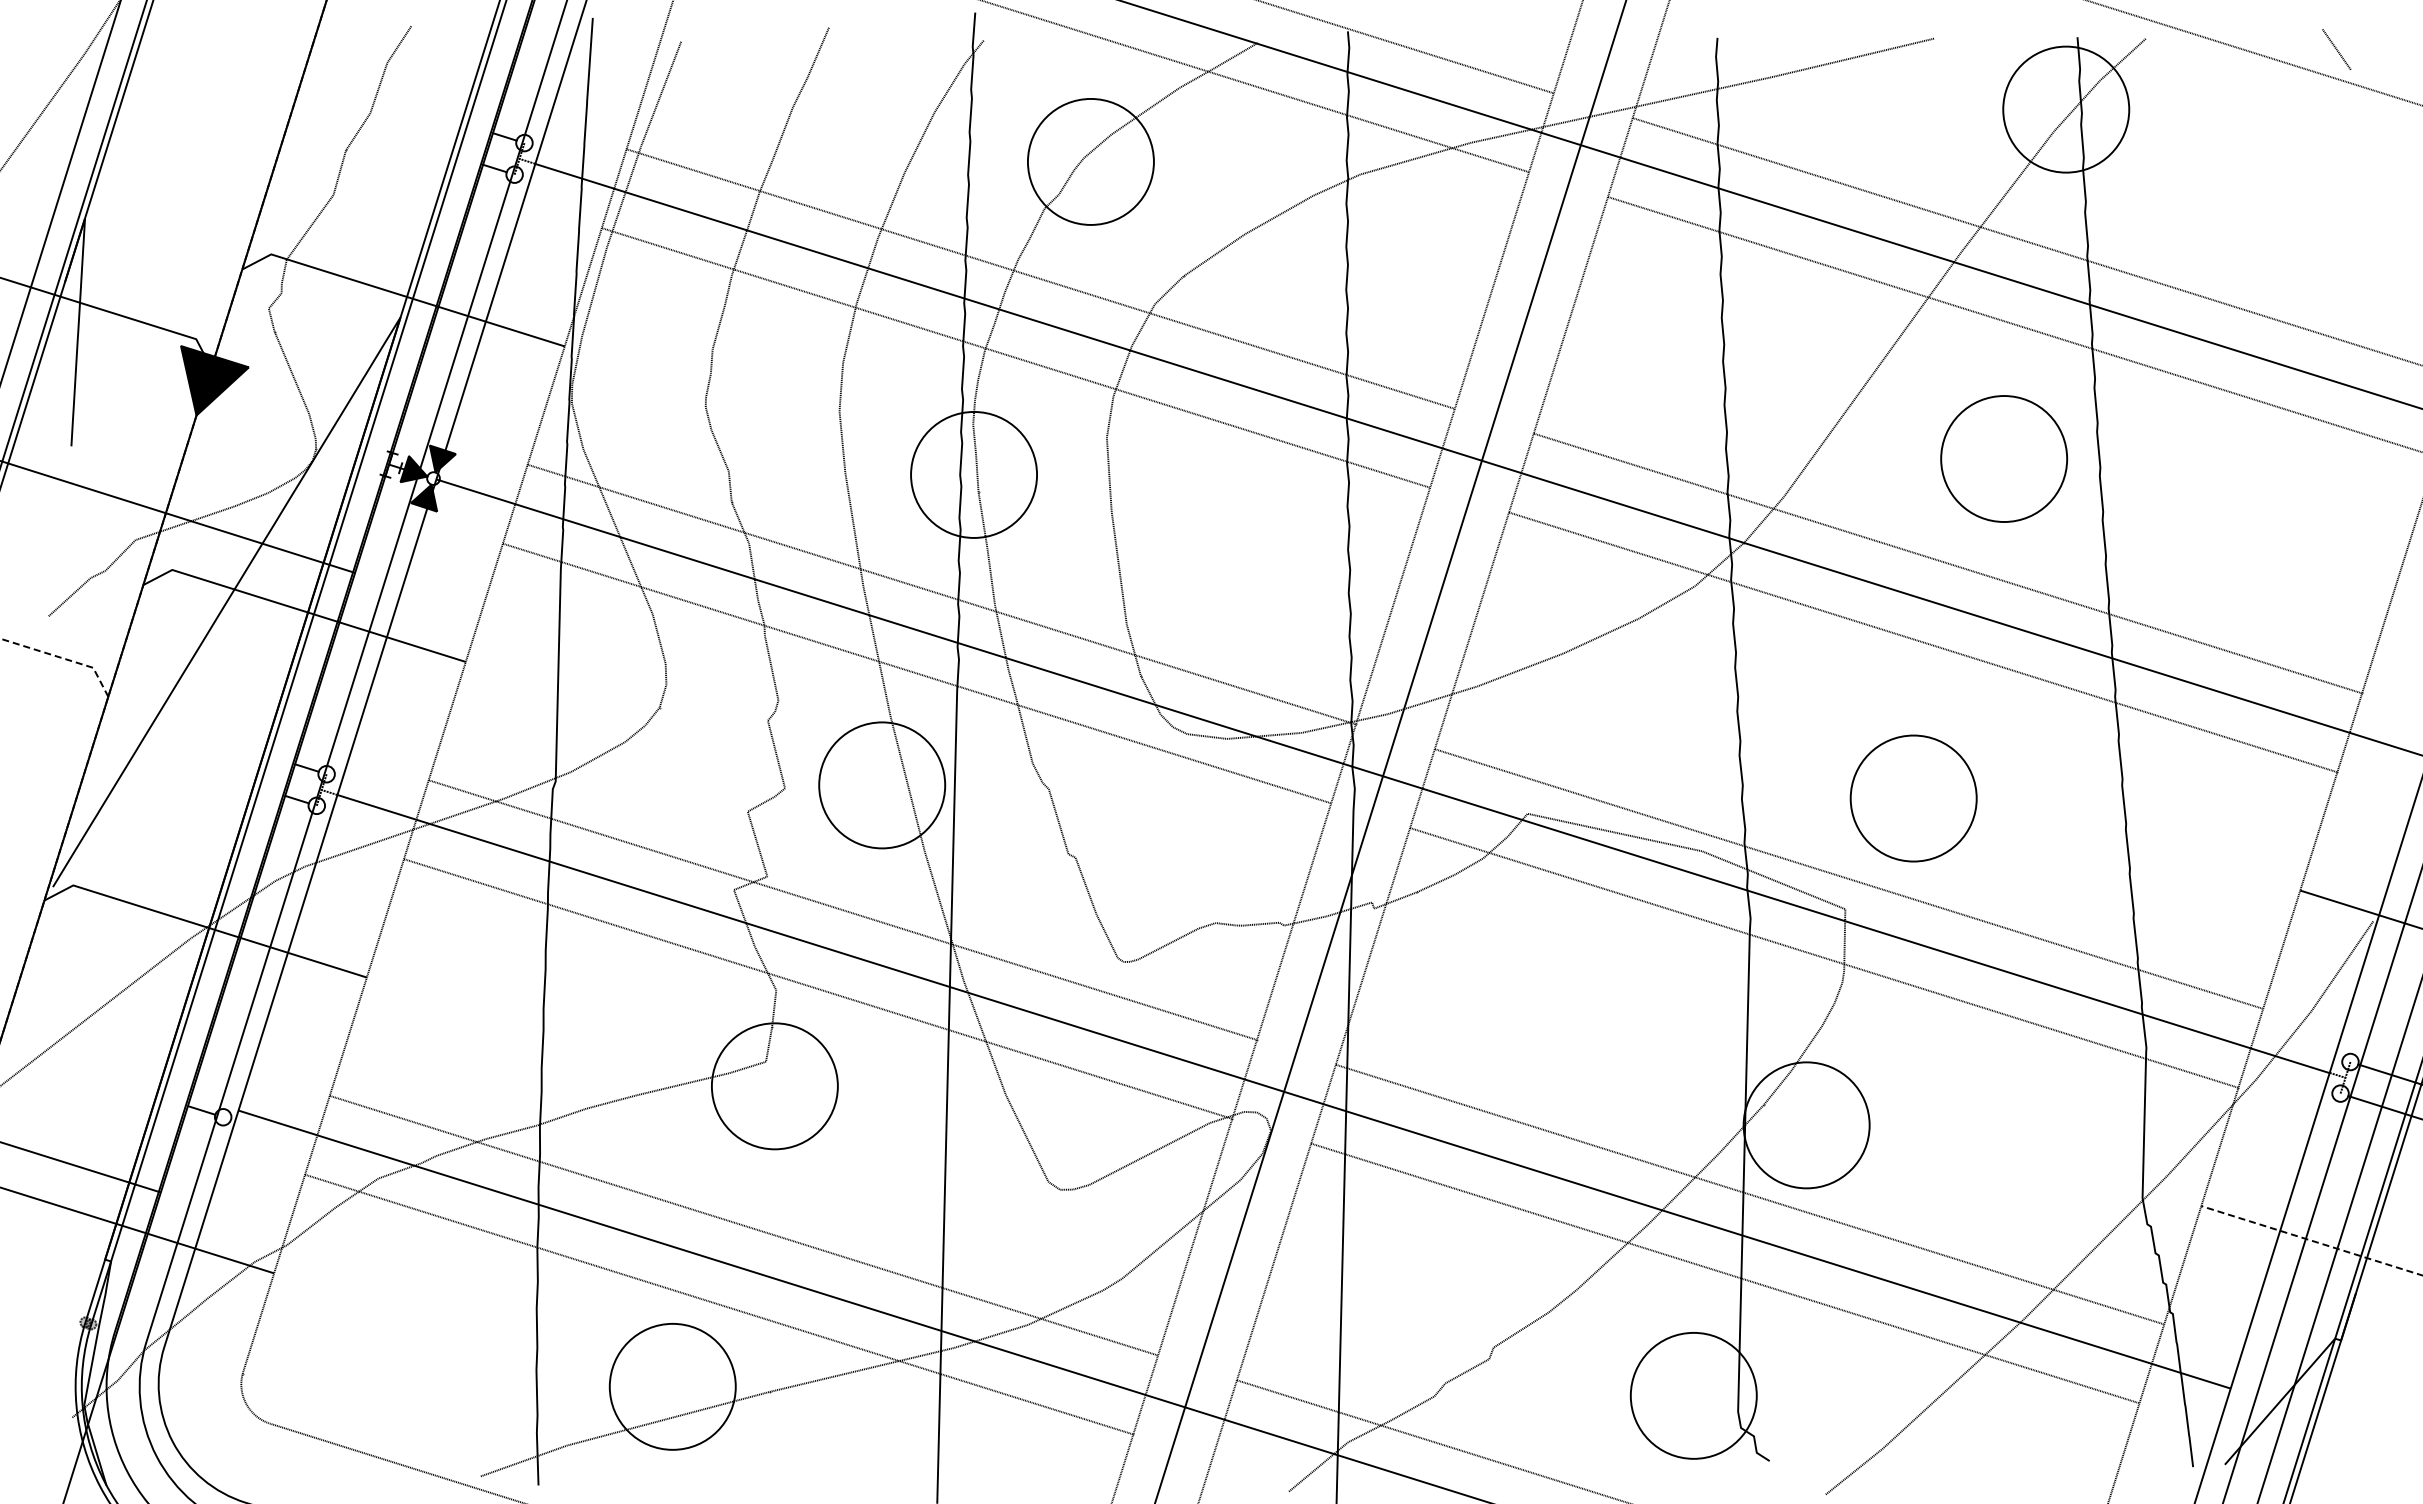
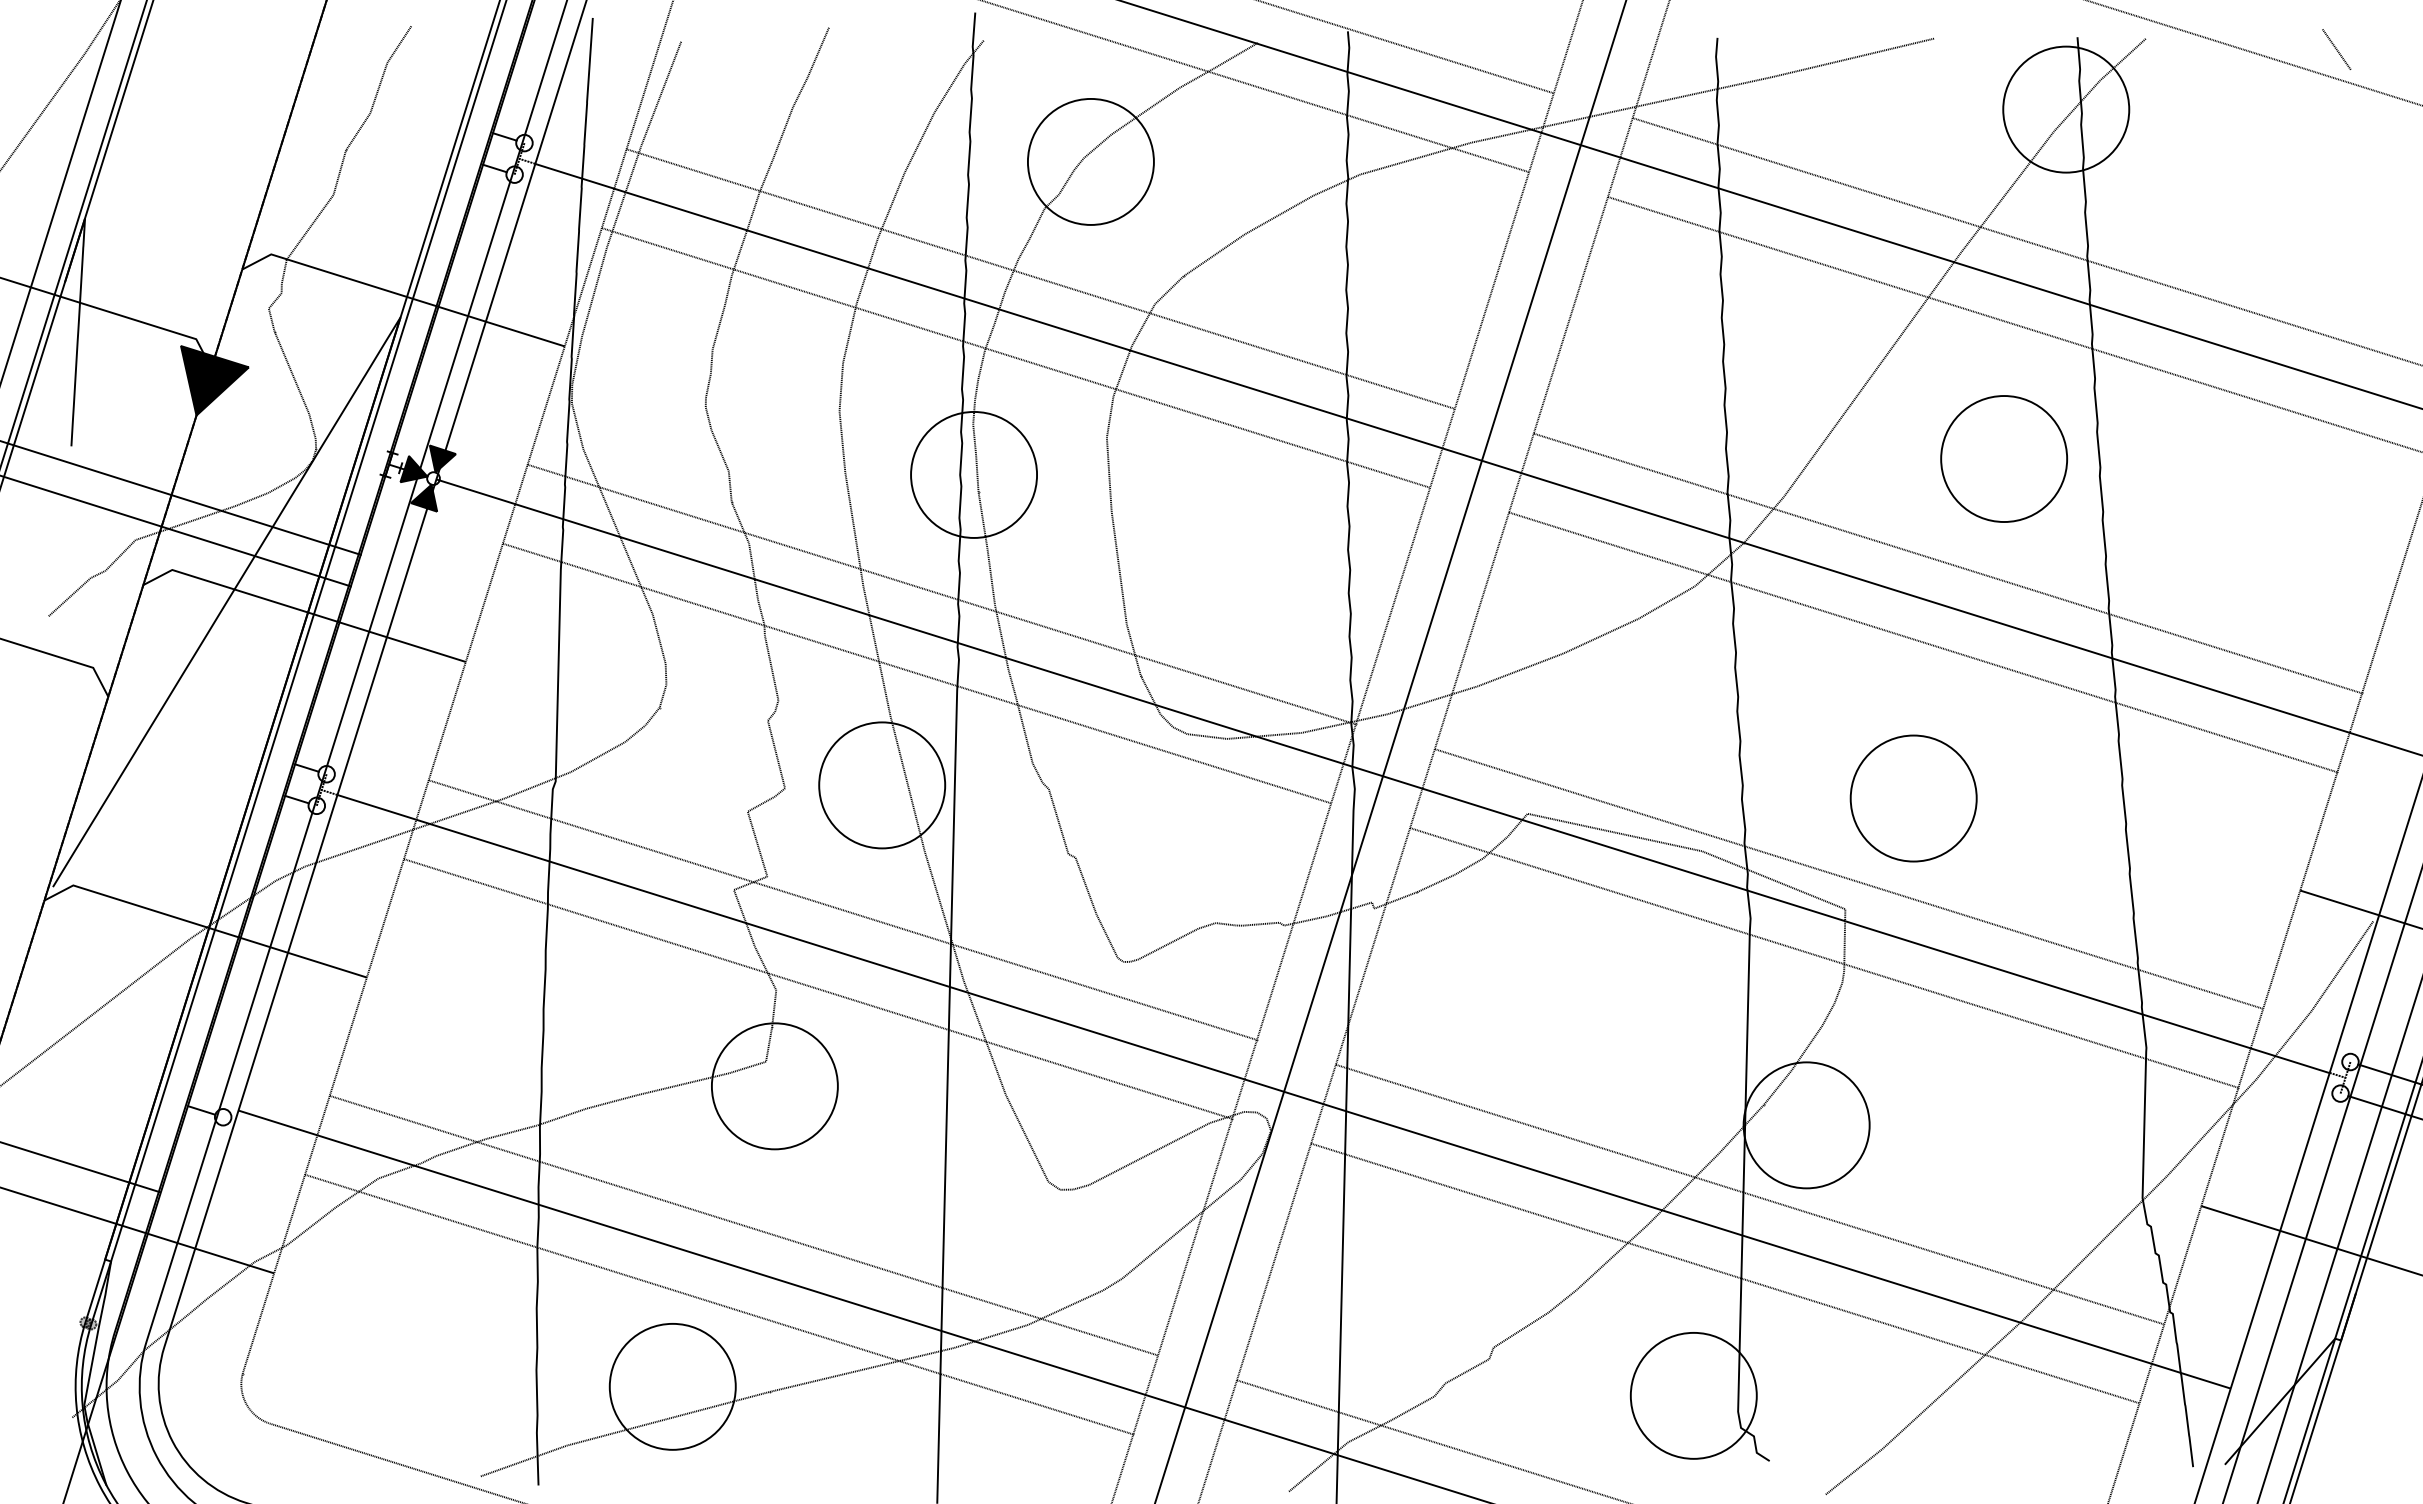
line position: (178, 516) -> (181, 497) (181, 497)
line: none -> present (176, 531)
line: dashed -> solid (62, 658)
line: dashed -> solid (2311, 1240)
